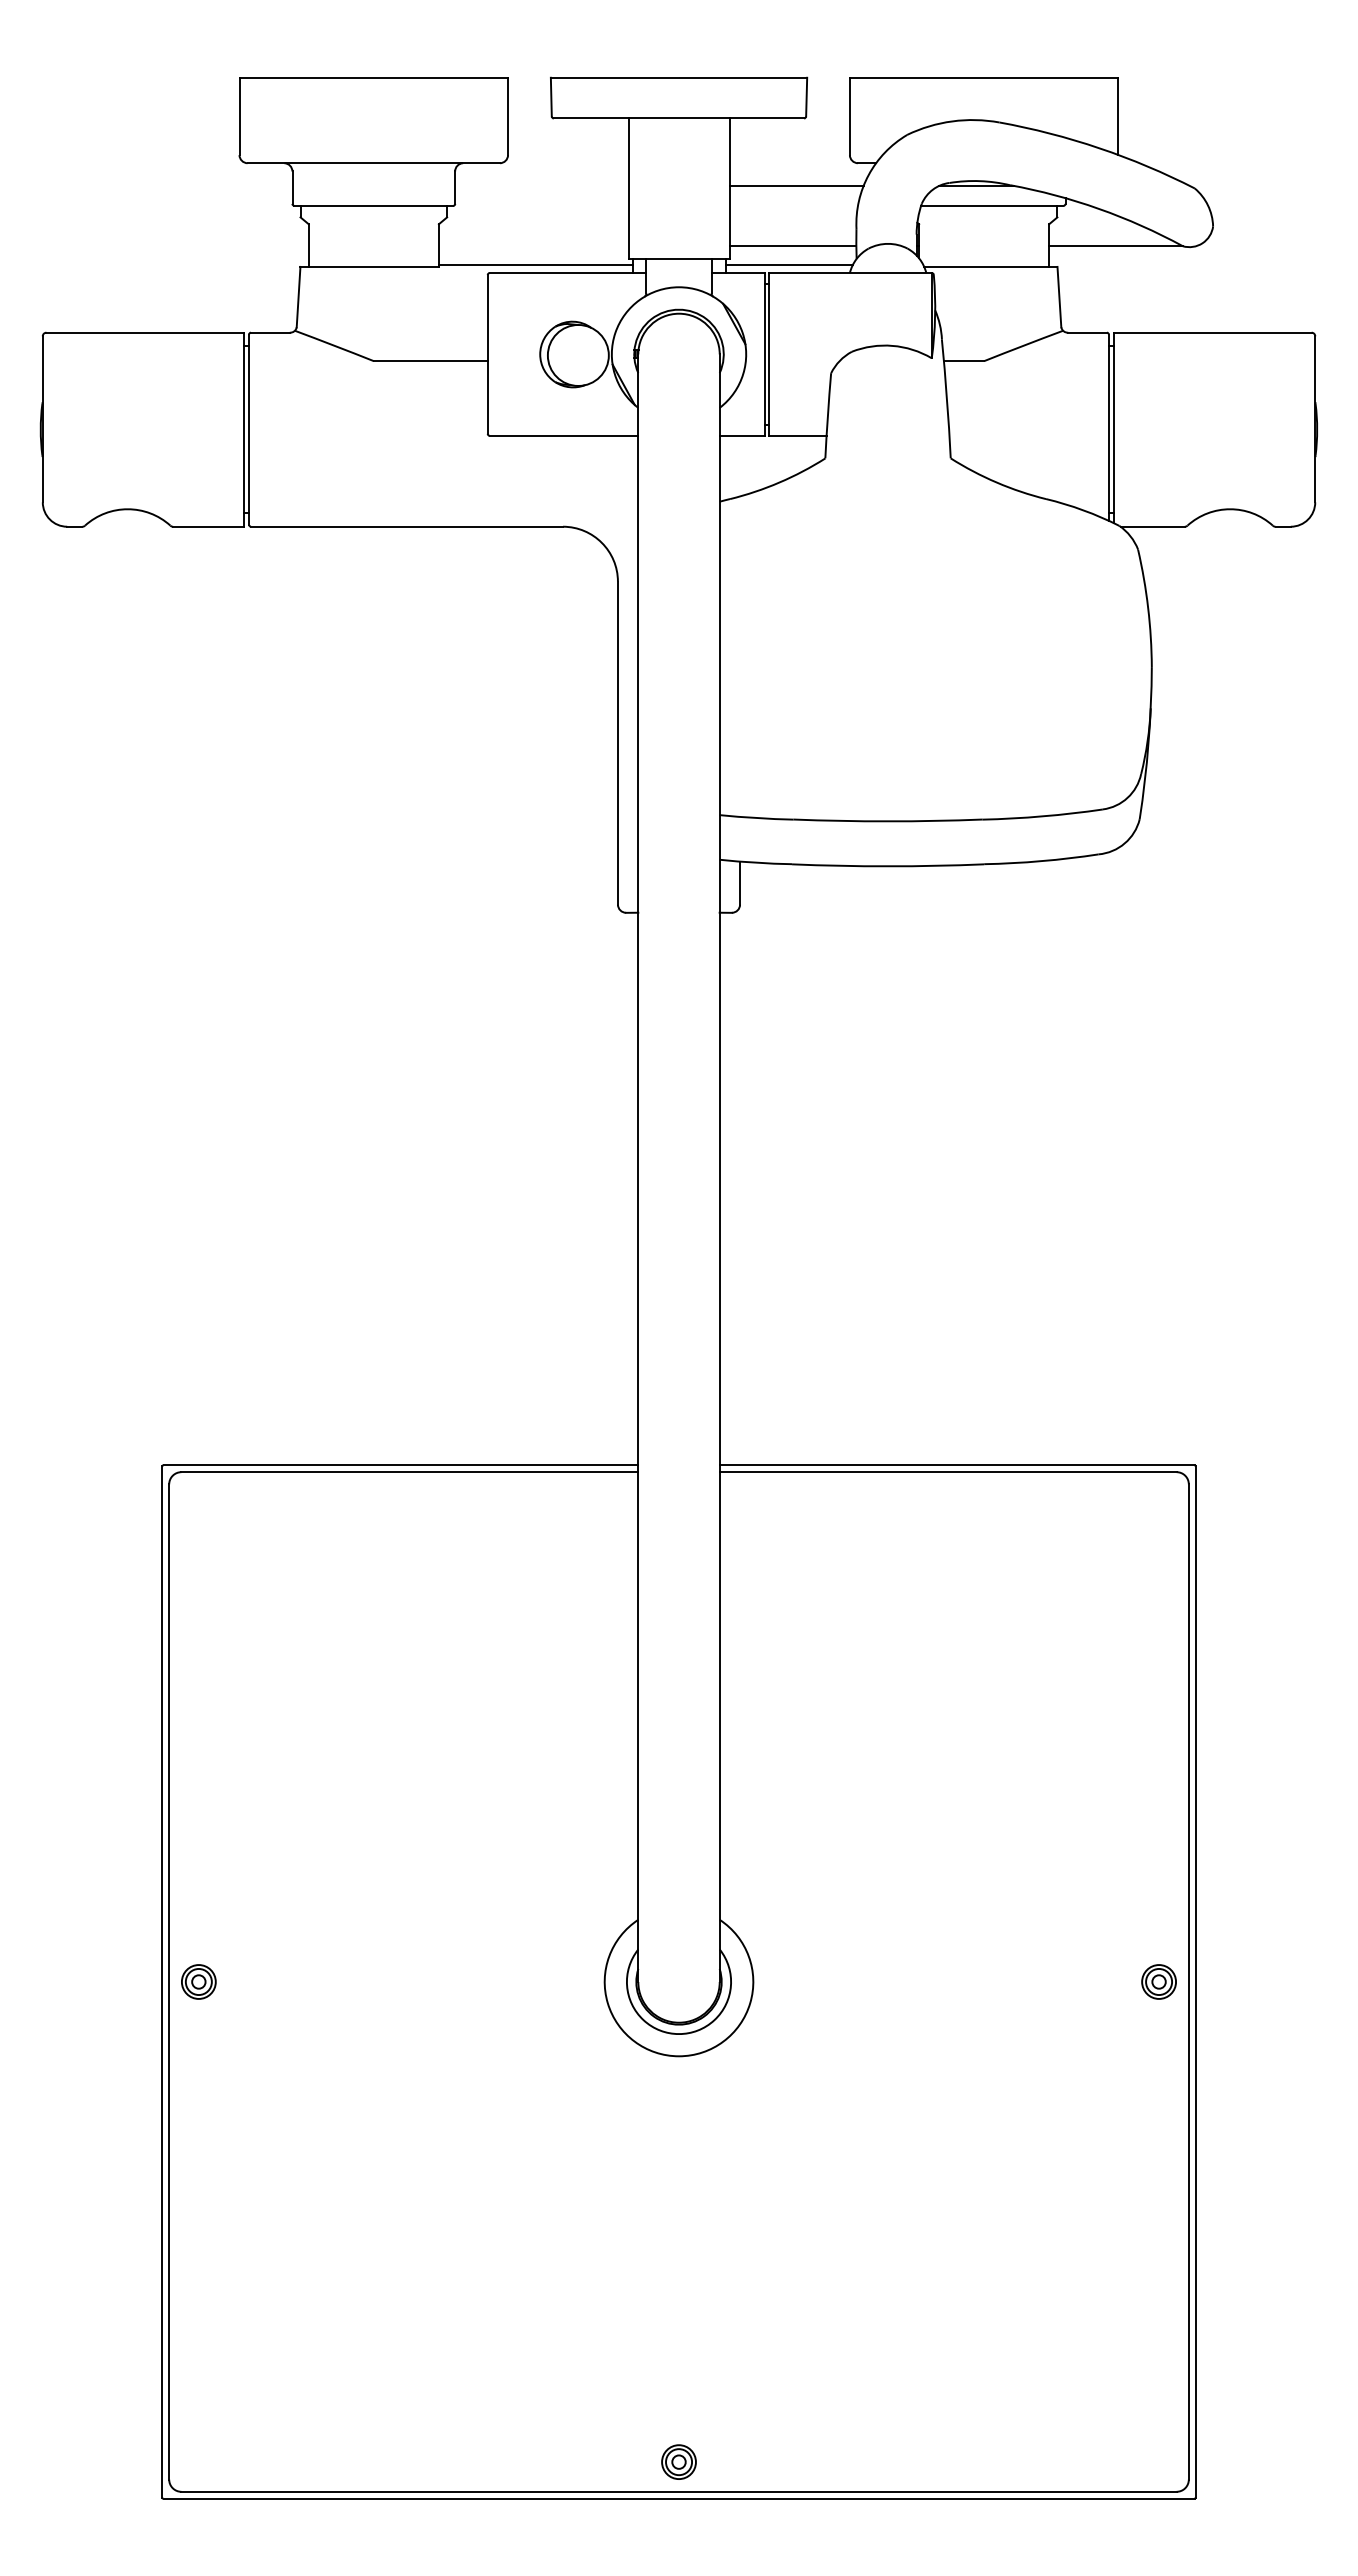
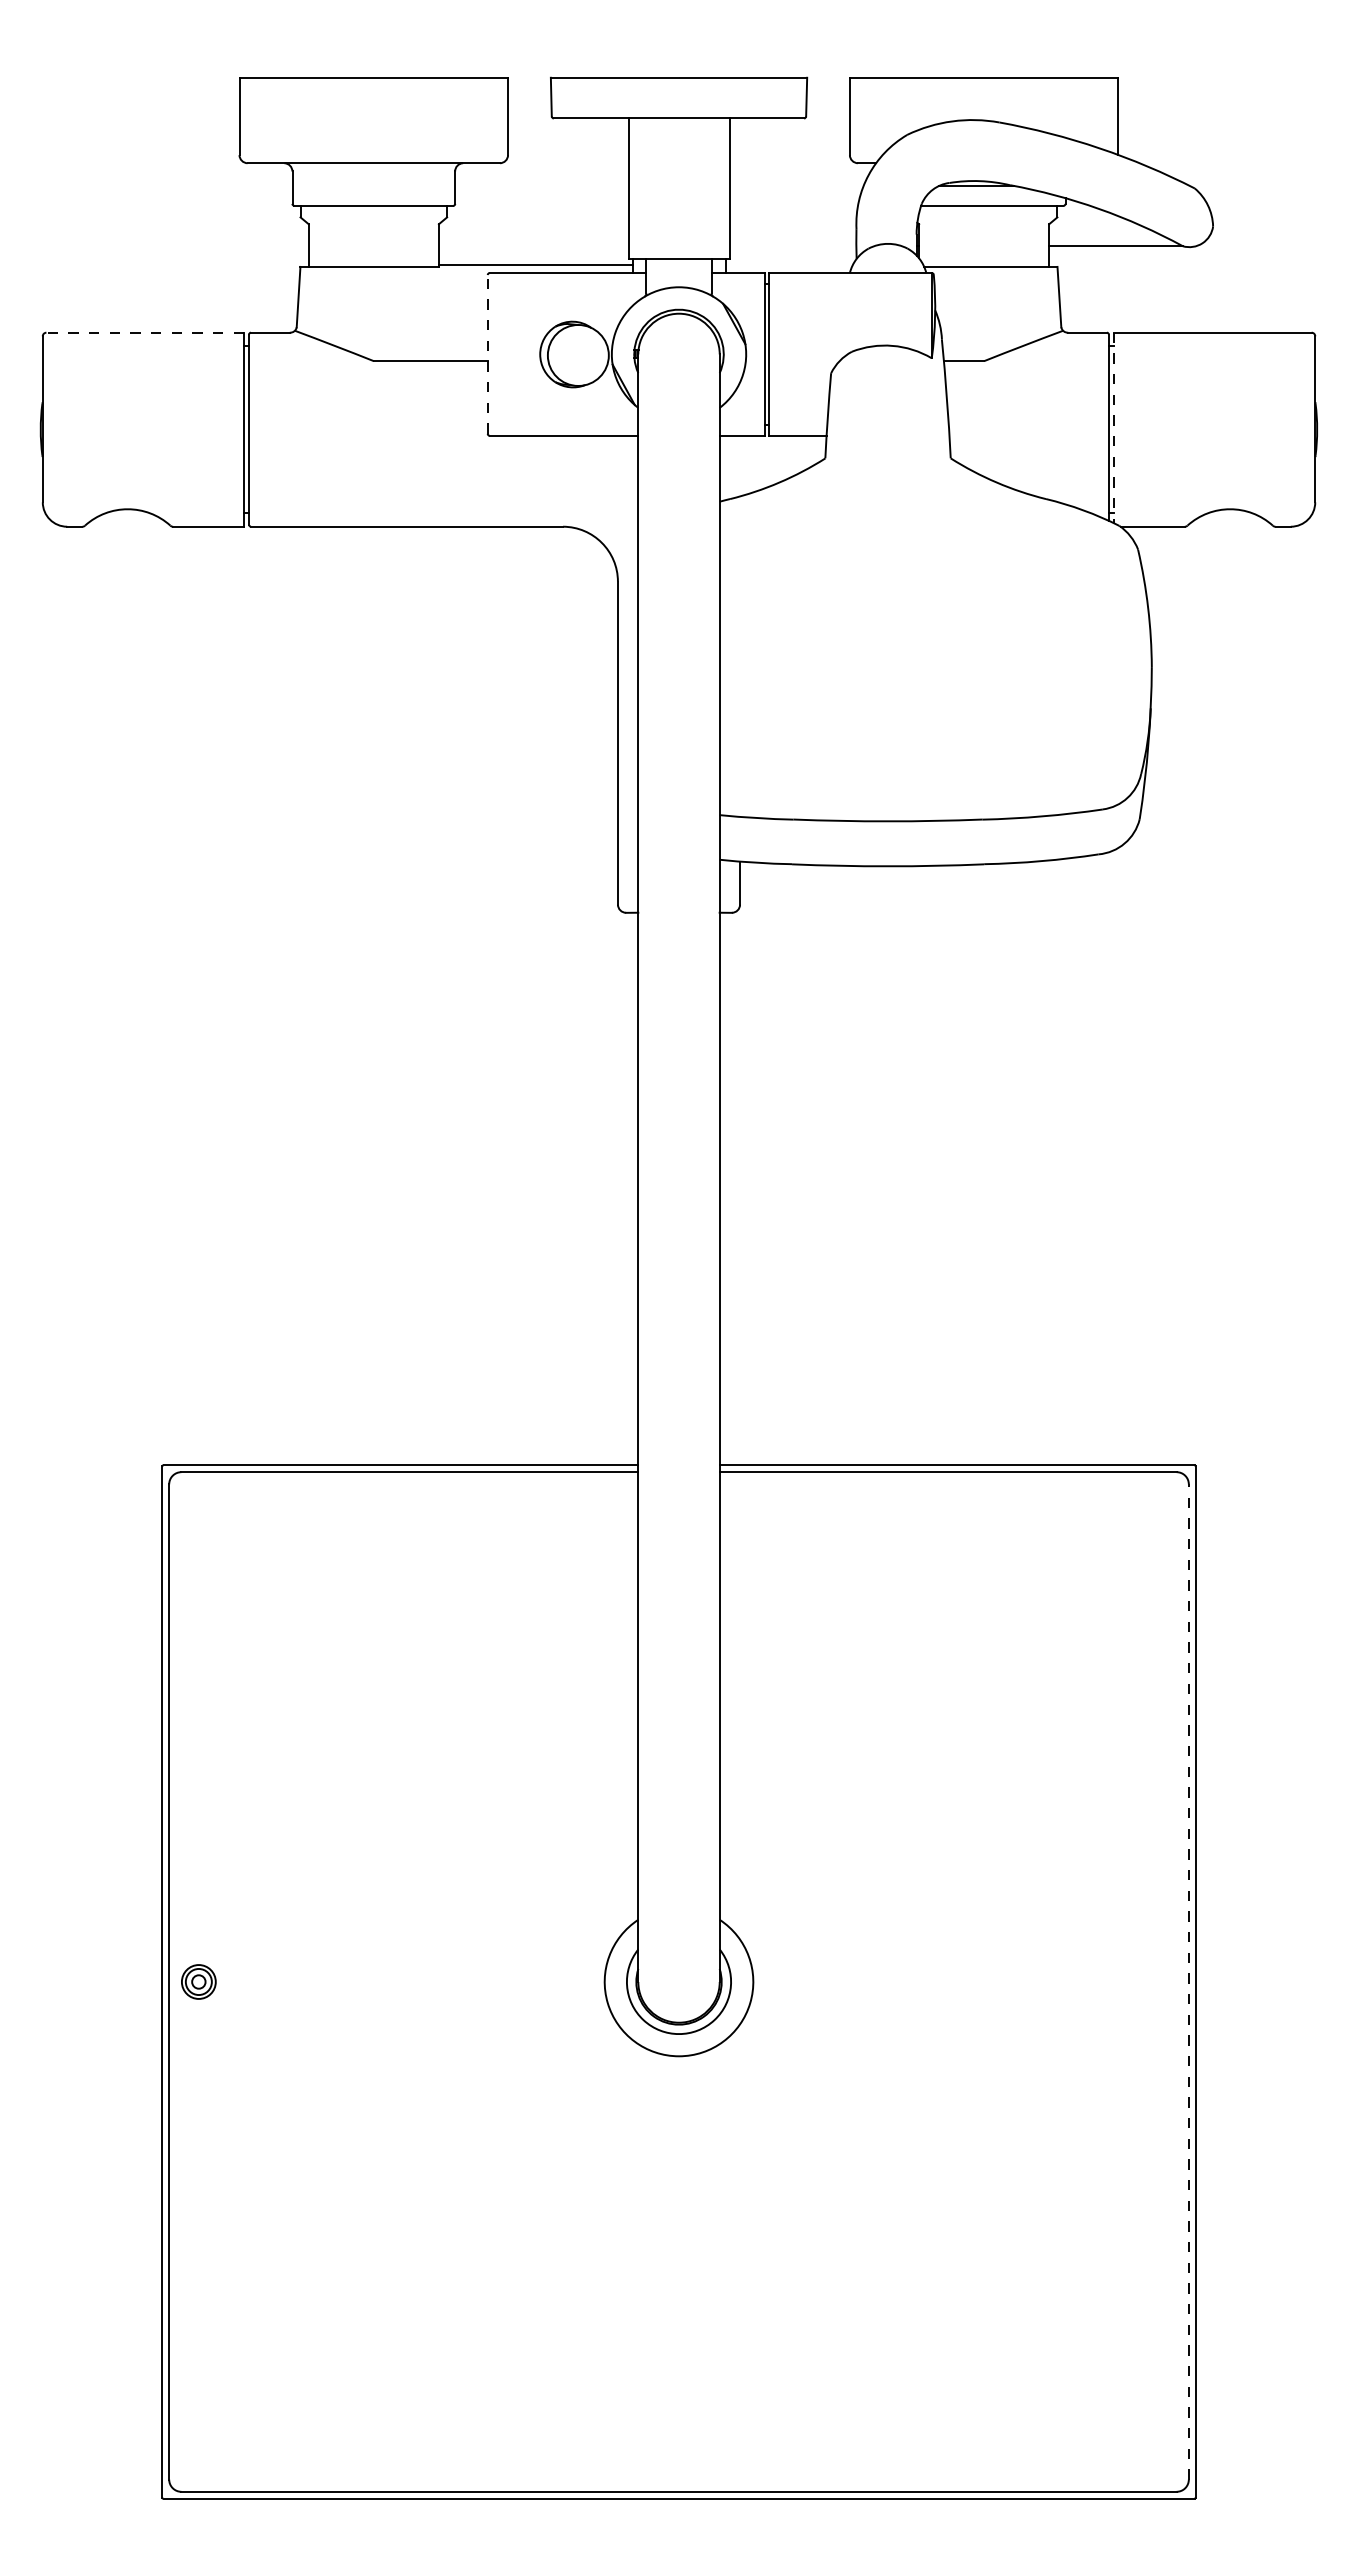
line: present -> none (796, 185)
line: present -> none (792, 246)
line: present -> none (788, 264)
line: solid -> dashed (145, 332)
line: solid -> dashed (487, 353)
line: solid -> dashed (1113, 428)
part: present -> none (1158, 1981)
line: solid -> dashed (1188, 1981)
part: present -> none (678, 2461)
